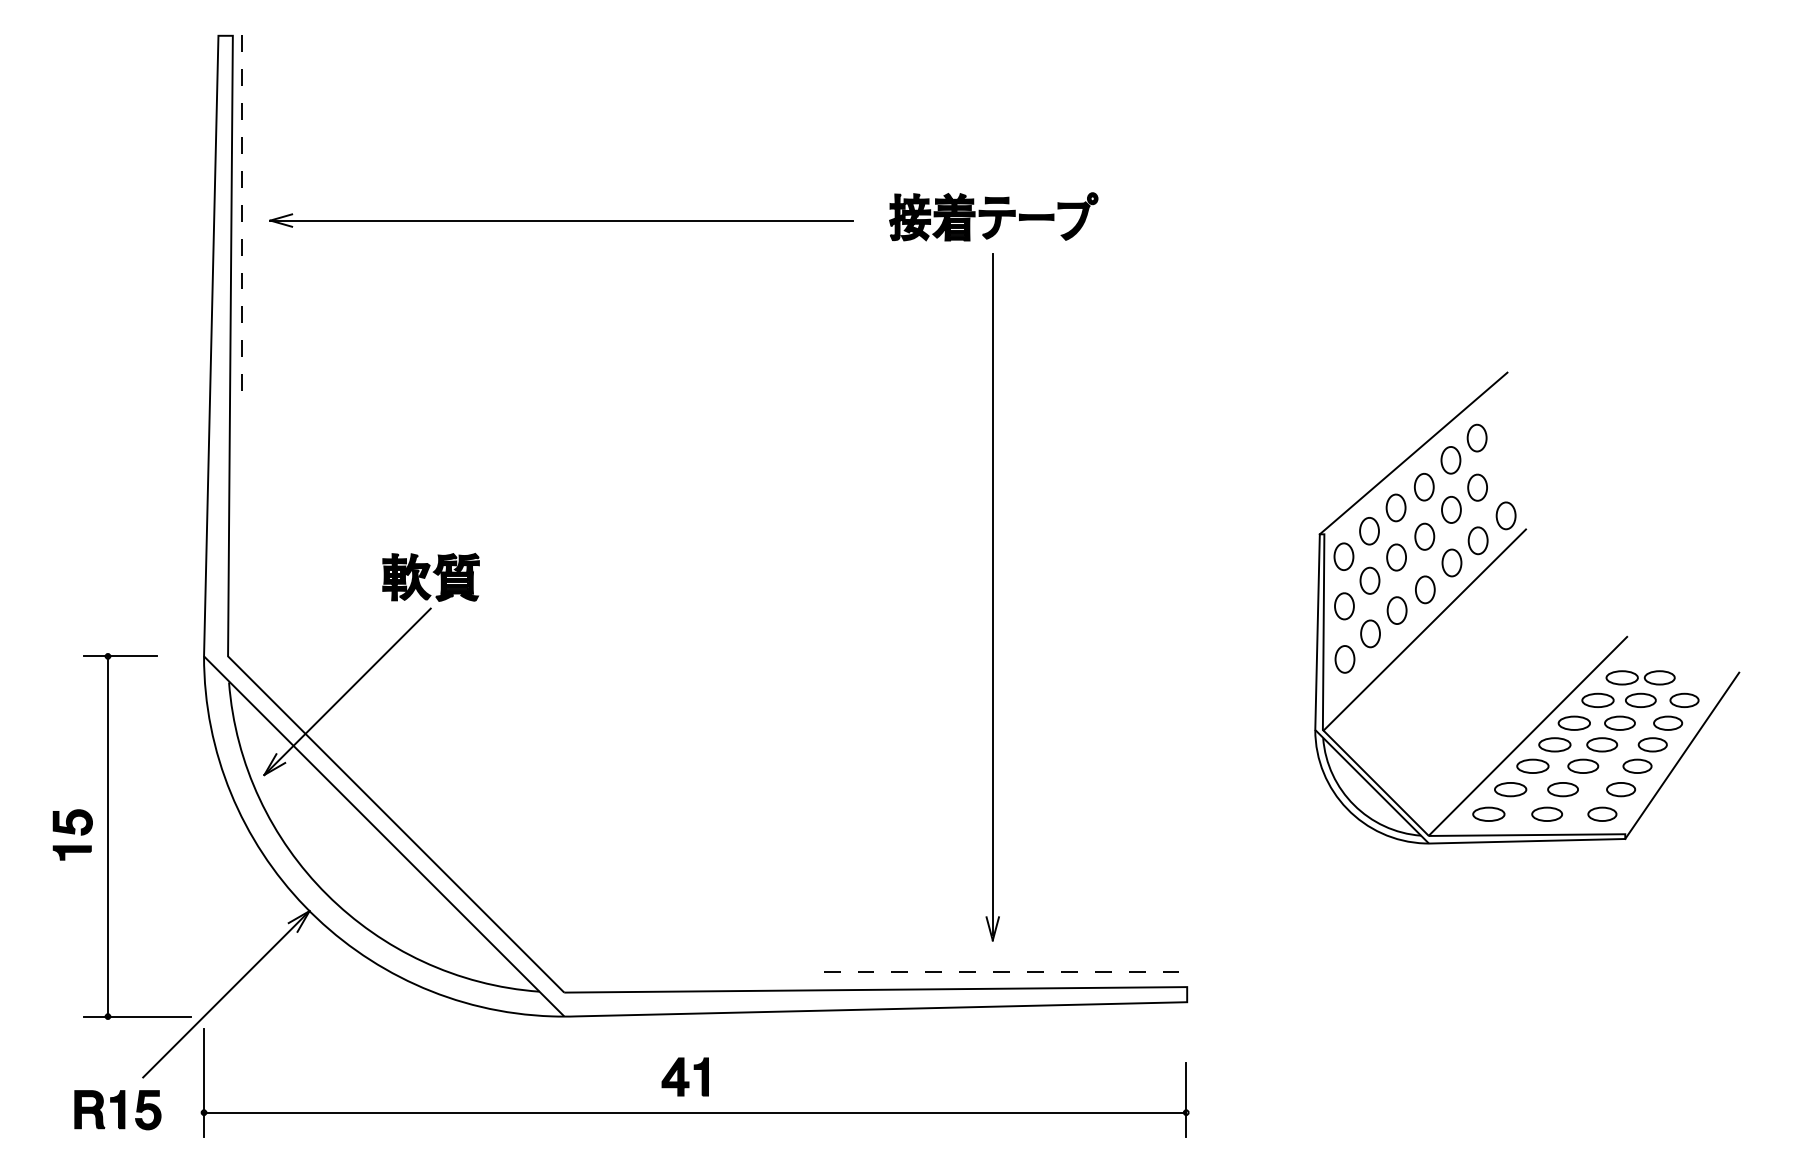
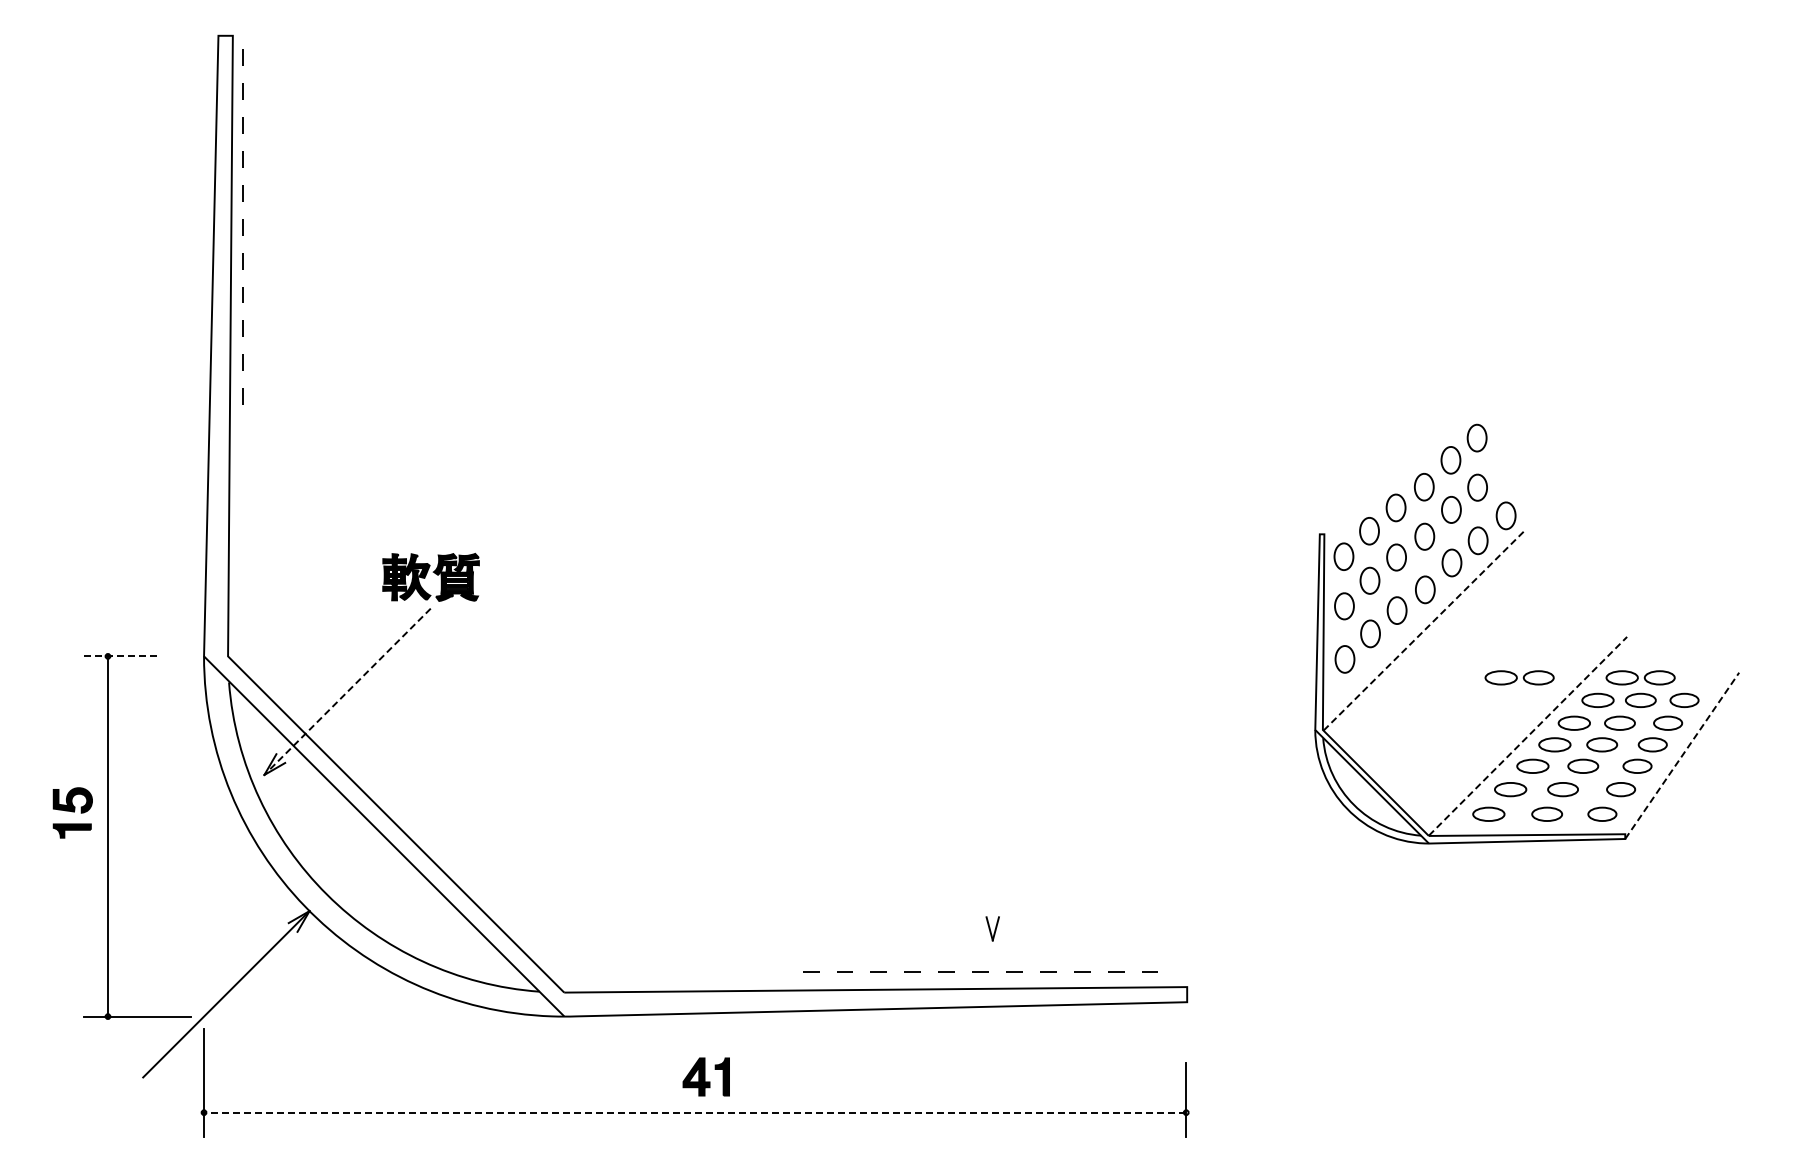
line position: (241, 212) -> (242, 226) (242, 226)
part: present -> none (993, 216)
part: present -> none (561, 220)
line: present -> none (1413, 453)
line: present -> none (992, 594)
line: solid -> dashed (1424, 630)
line: solid -> dashed (120, 656)
part: none -> present (1519, 677)
line: solid -> dashed (347, 691)
line: solid -> dashed (1528, 735)
line: solid -> dashed (1682, 755)
part position: (72, 834) -> (72, 812) (72, 812)
line position: (1001, 971) -> (980, 971) (980, 971)
part position: (684, 1076) -> (705, 1076) (705, 1076)
part: present -> none (117, 1110)
line: solid -> dashed (693, 1112)
